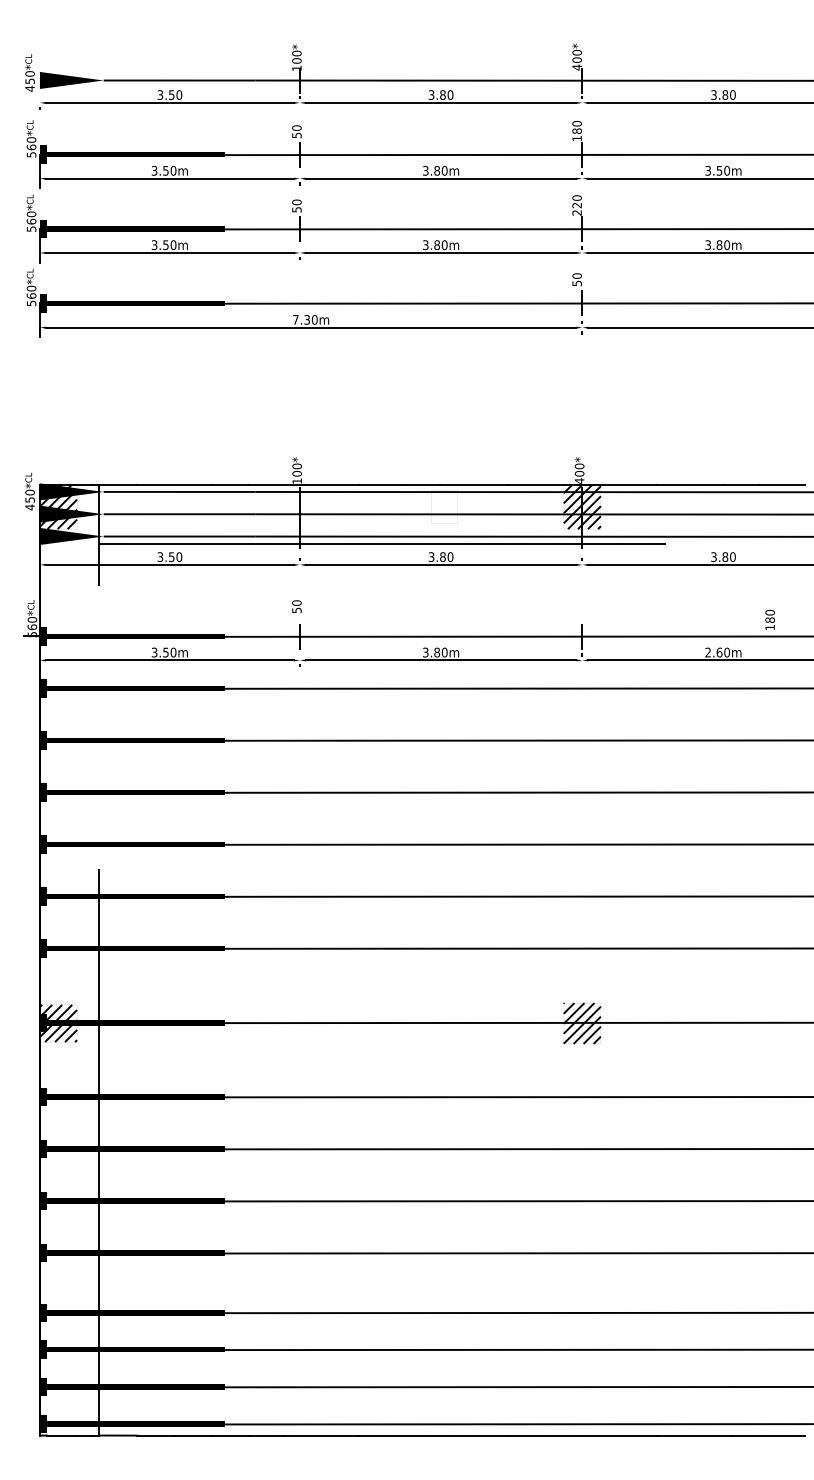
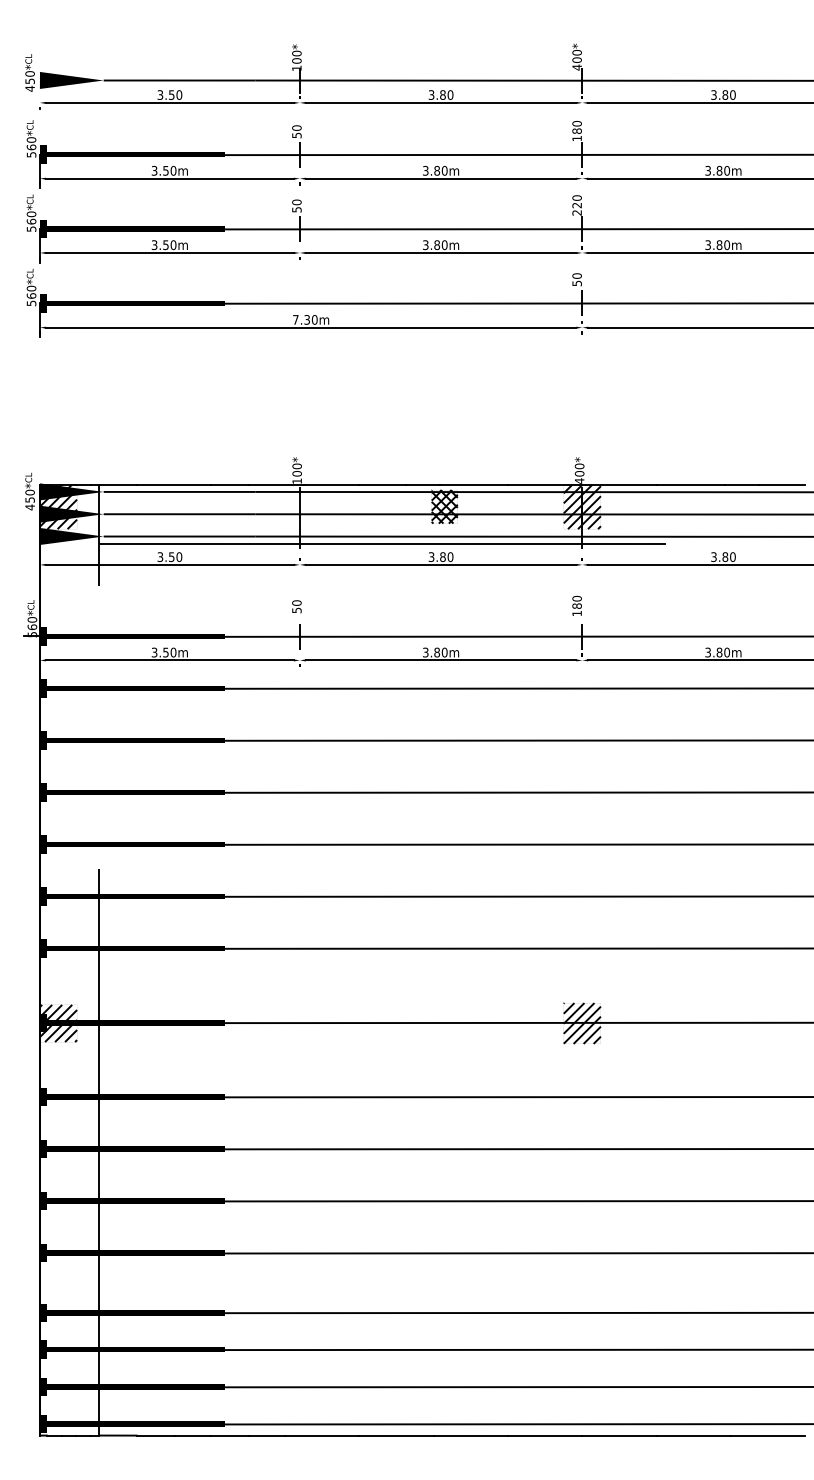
text: 3.50m -> 3.80m (719, 170)
hatch: none -> present (444, 506)
text position: (769, 619) -> (576, 605) (576, 605)
text: 2.60m -> 3.80m (713, 652)
